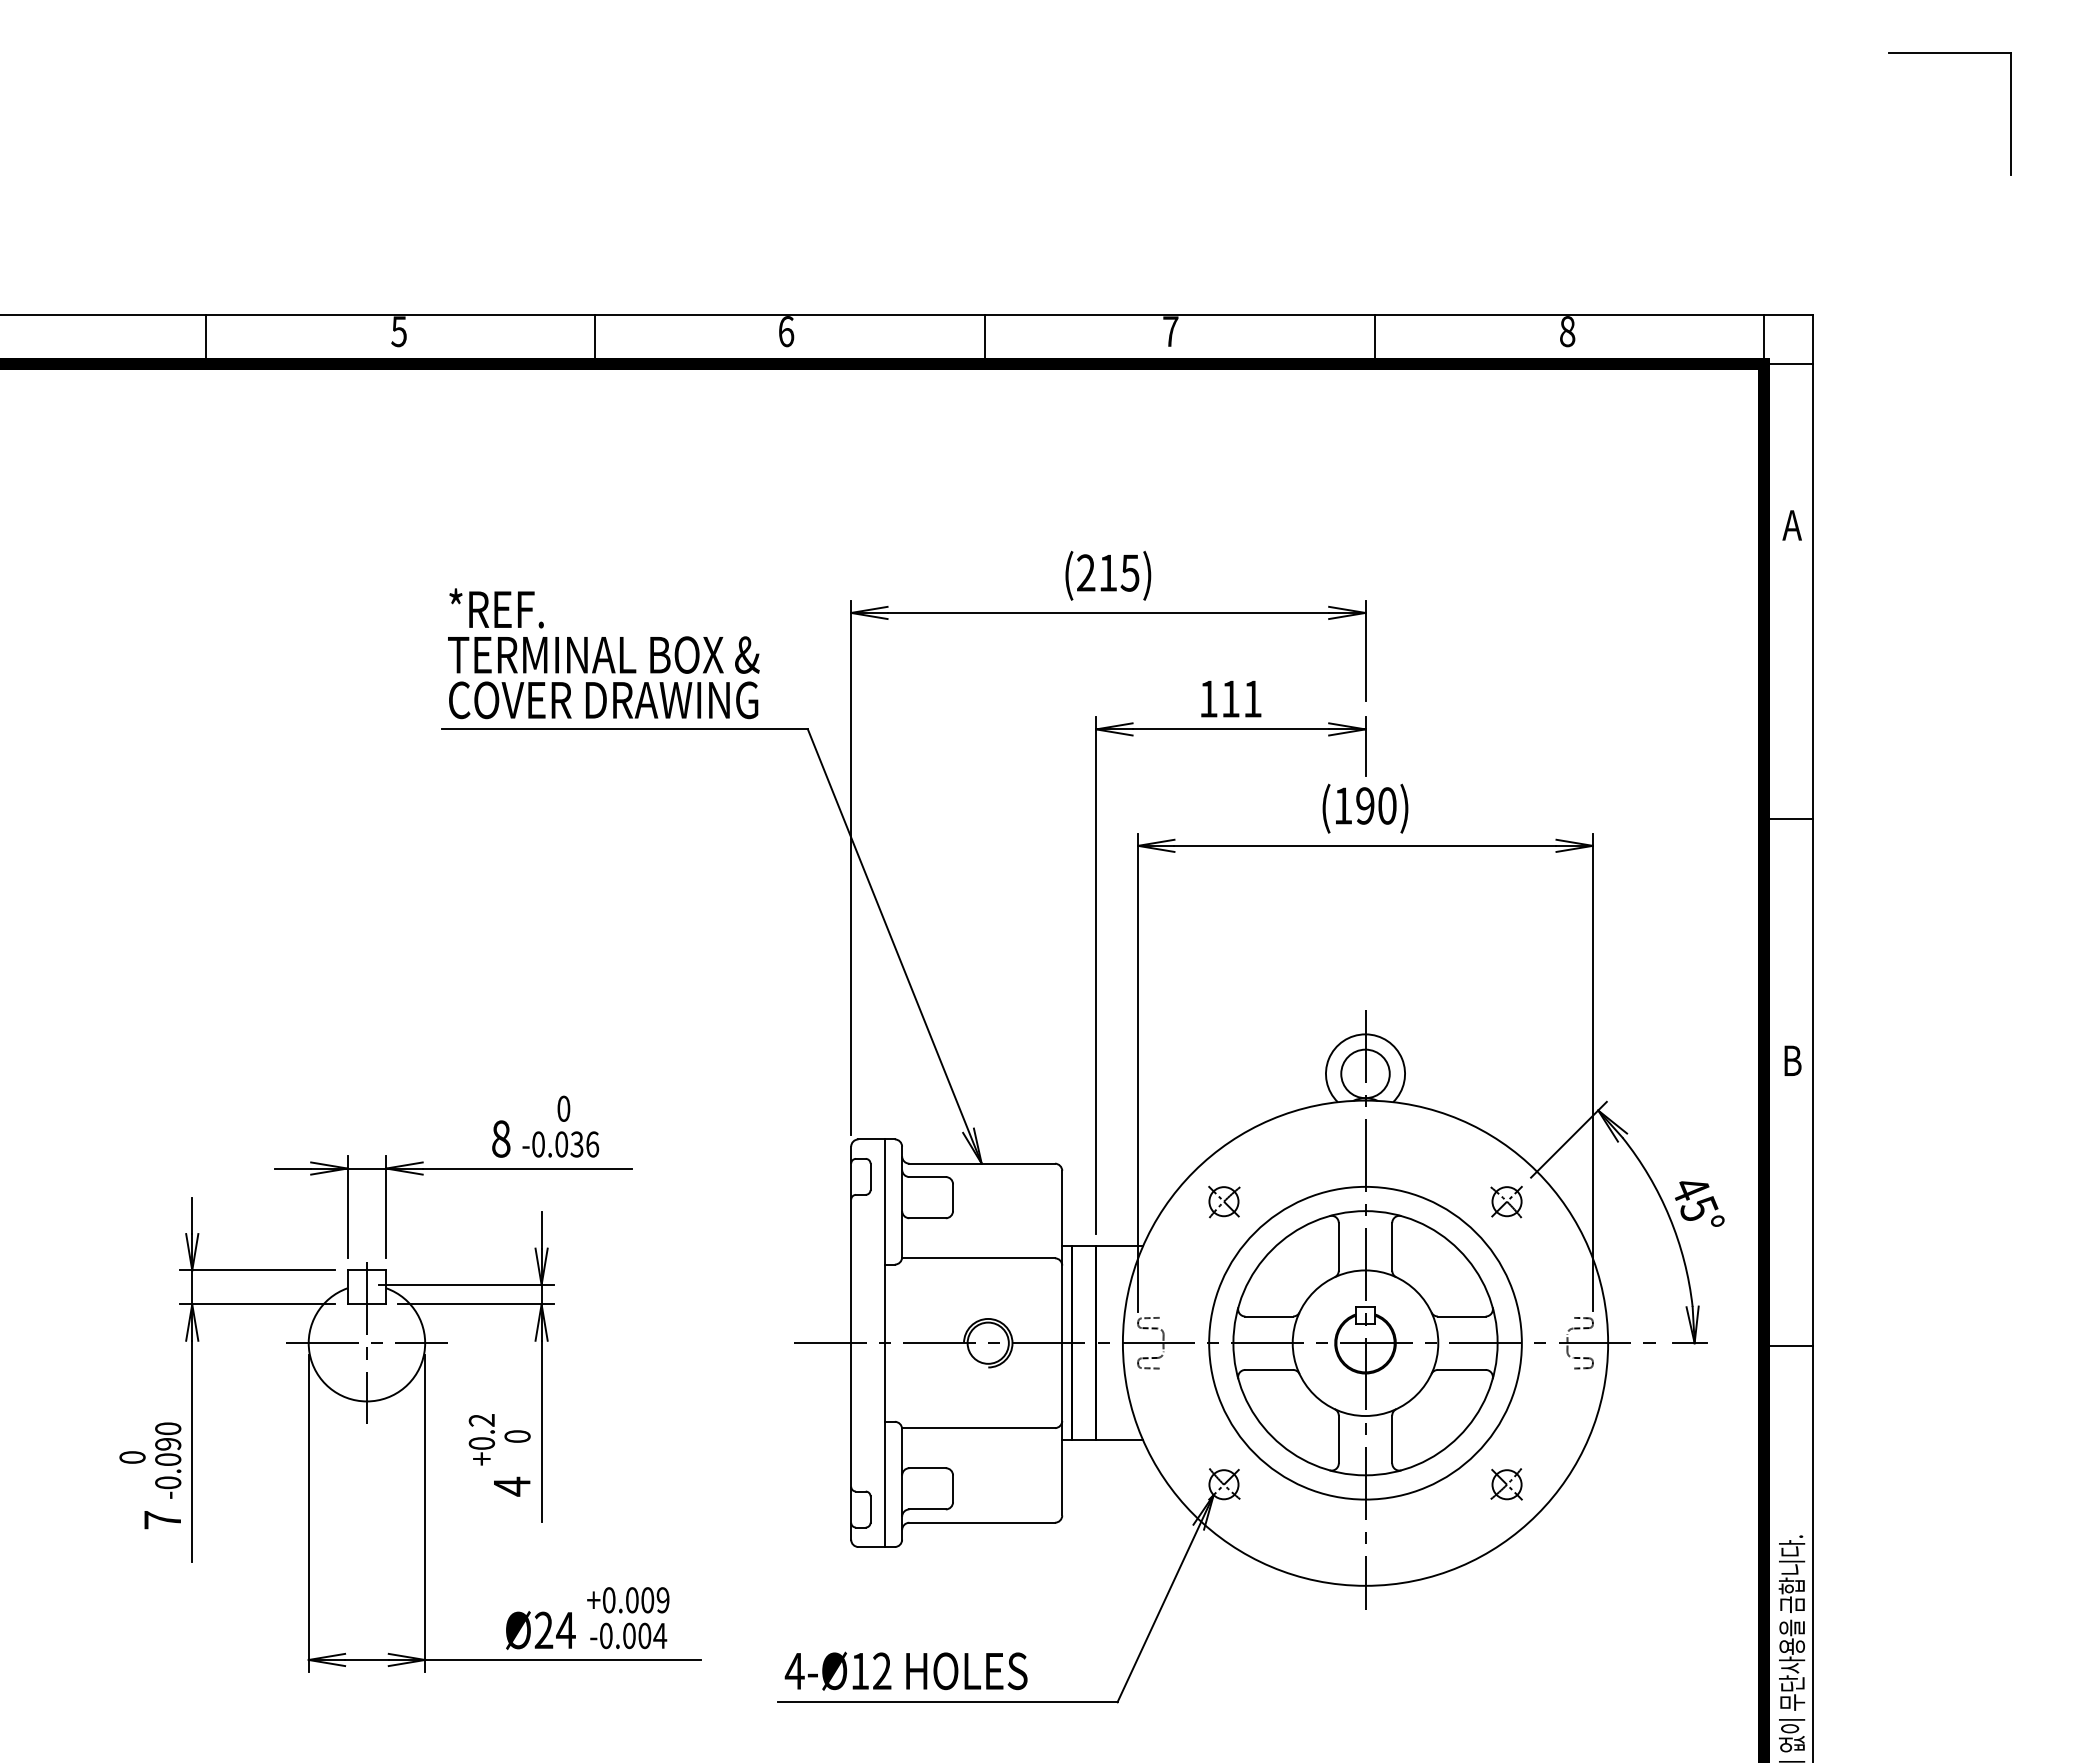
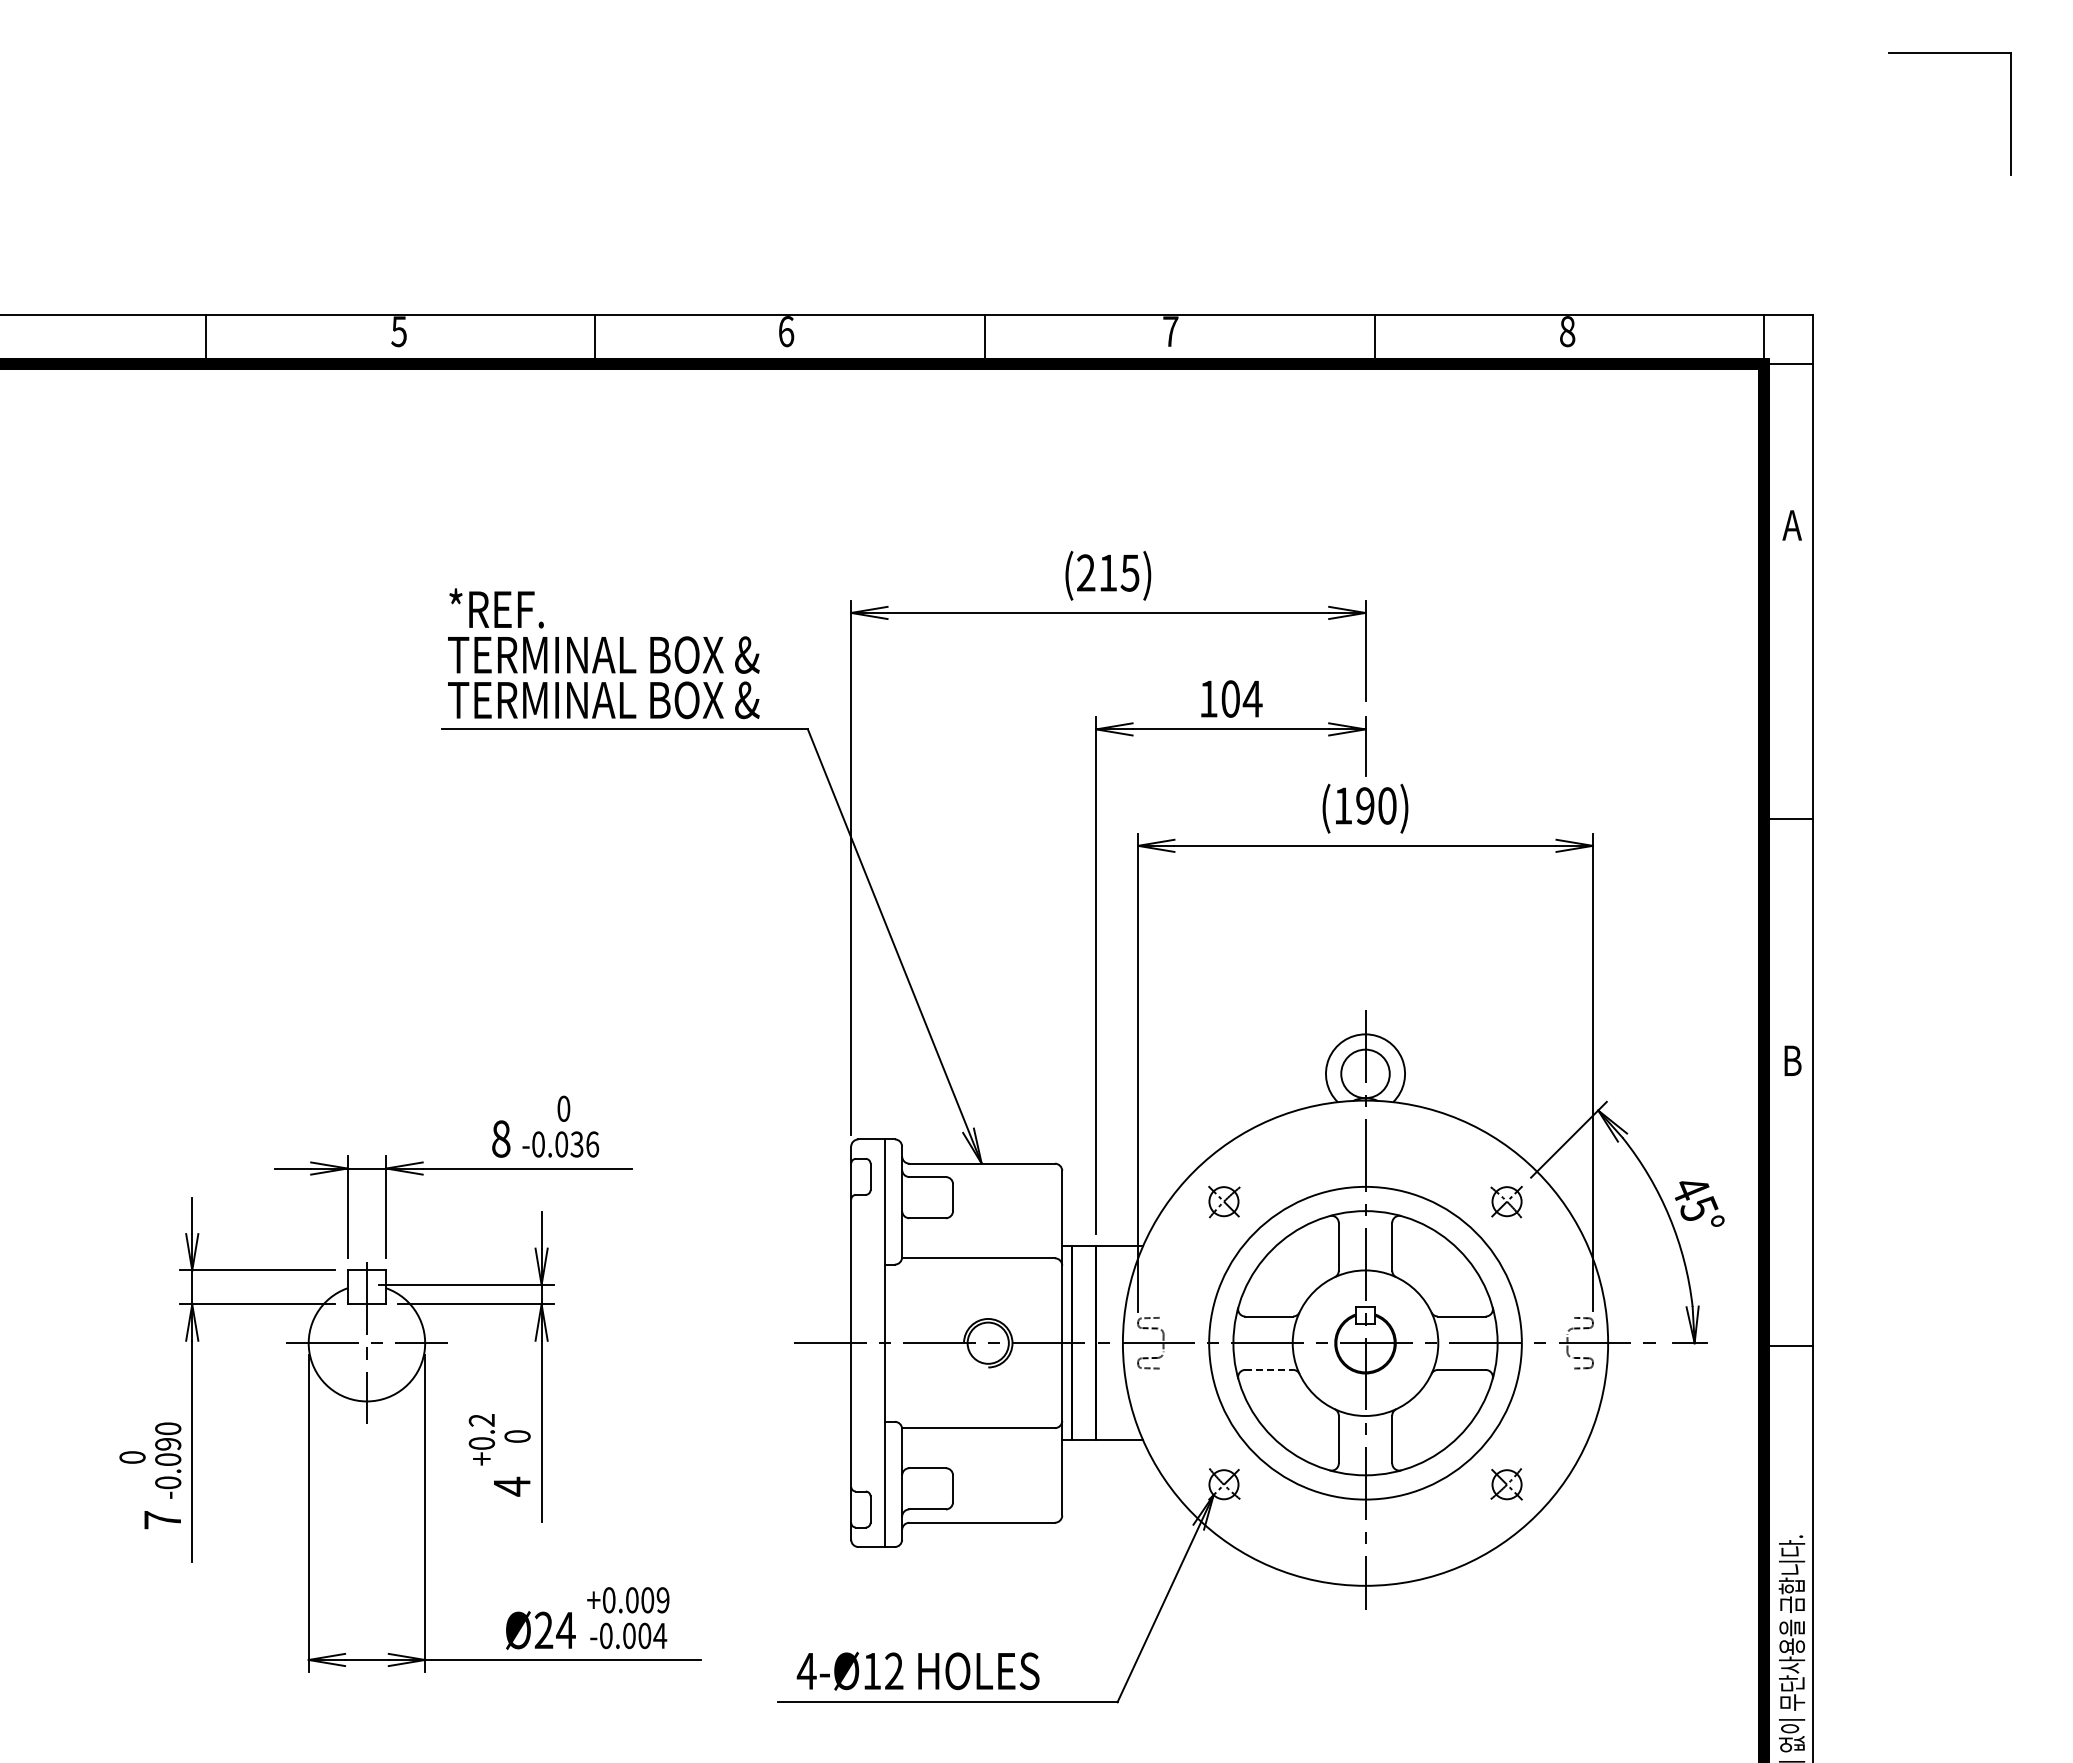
text: 111 -> 104 (1241, 698)
text: COVER DRAWING -> TERMINAL BOX & (603, 700)
line: solid -> dashed (1269, 1369)
text position: (905, 1670) -> (917, 1670) (917, 1670)
